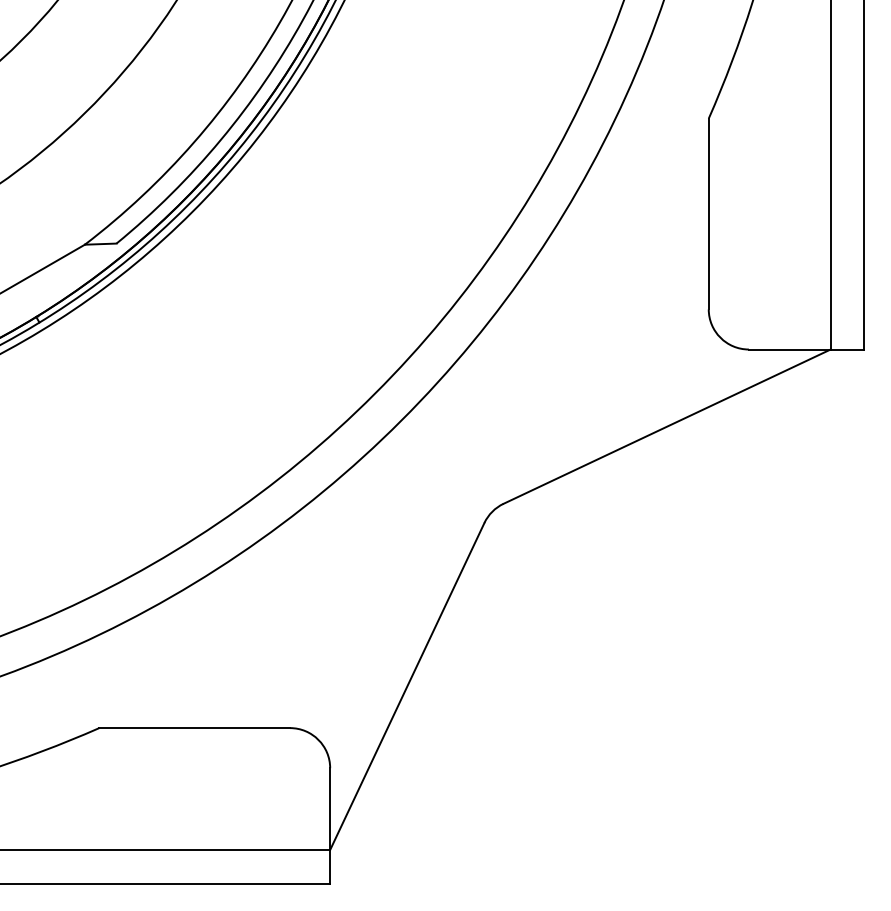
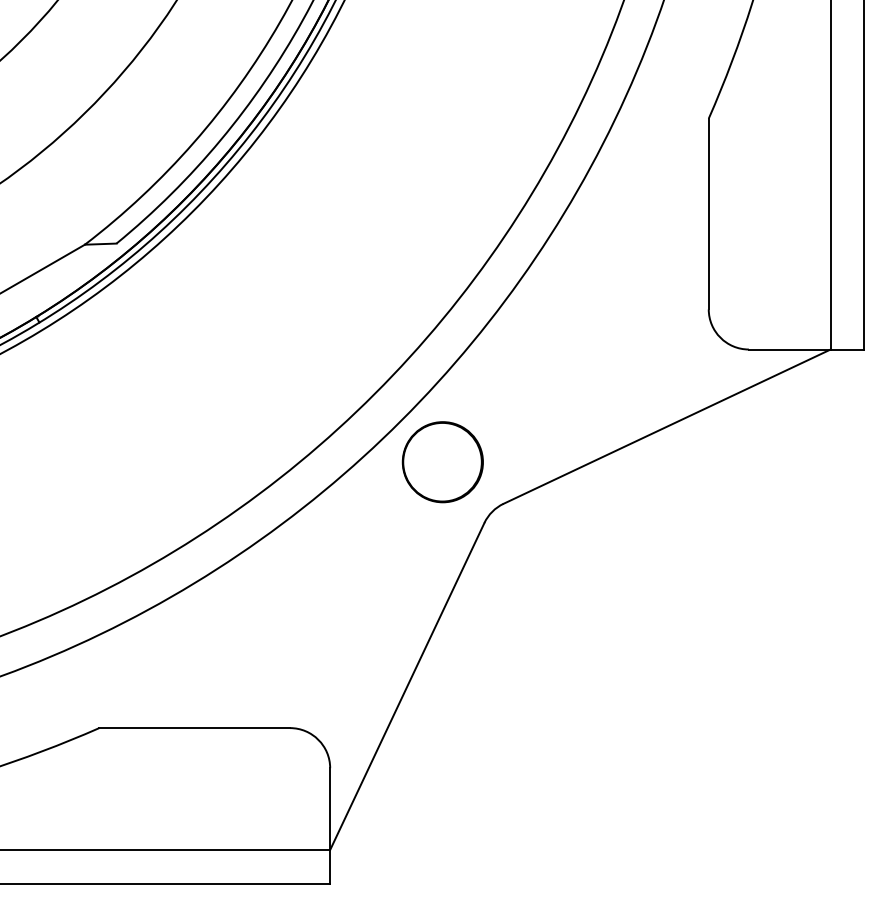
circle: none -> present (442, 462)
